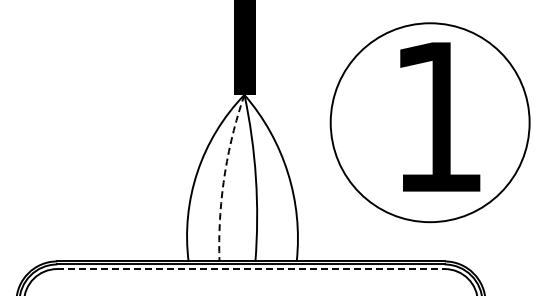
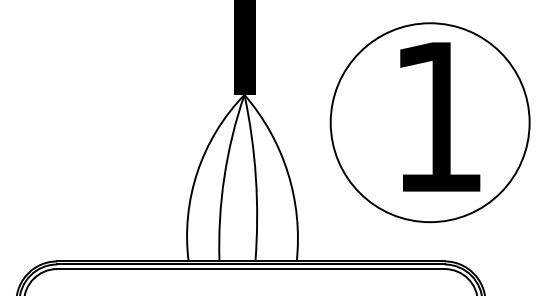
arc: dashed -> solid (224, 177)
line: dashed -> solid (250, 269)
